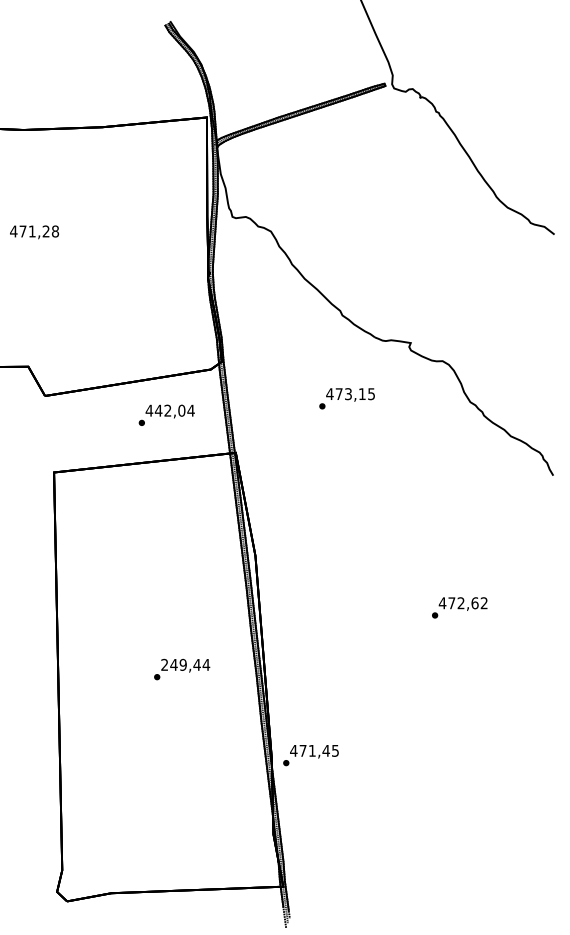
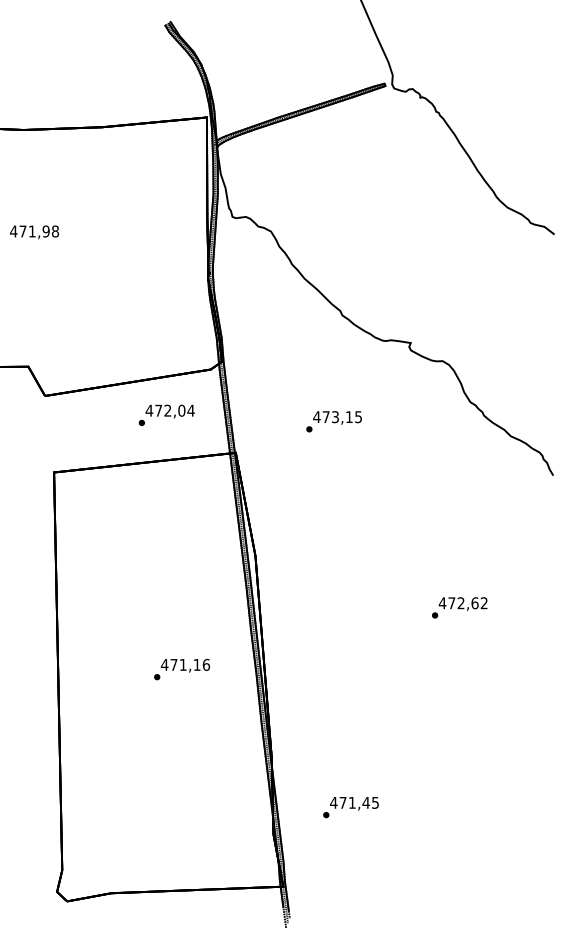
text: 471,28 -> 471,98 (45, 231)
text position: (346, 398) -> (333, 421) (333, 421)
text: 442,04 -> 472,04 (158, 410)
text: 249,44 -> 471,16 (185, 664)
text position: (310, 755) -> (350, 807) (350, 807)
